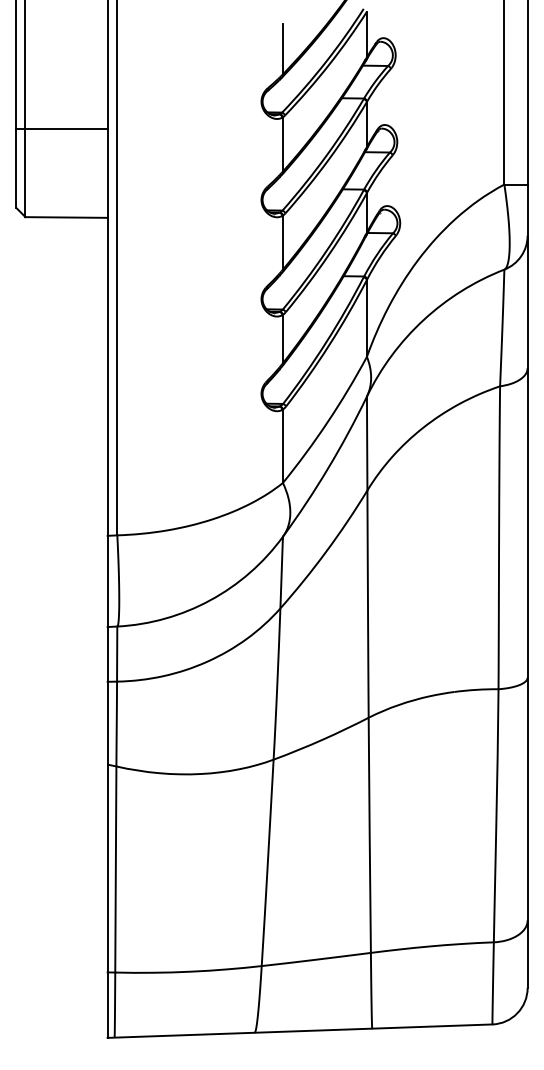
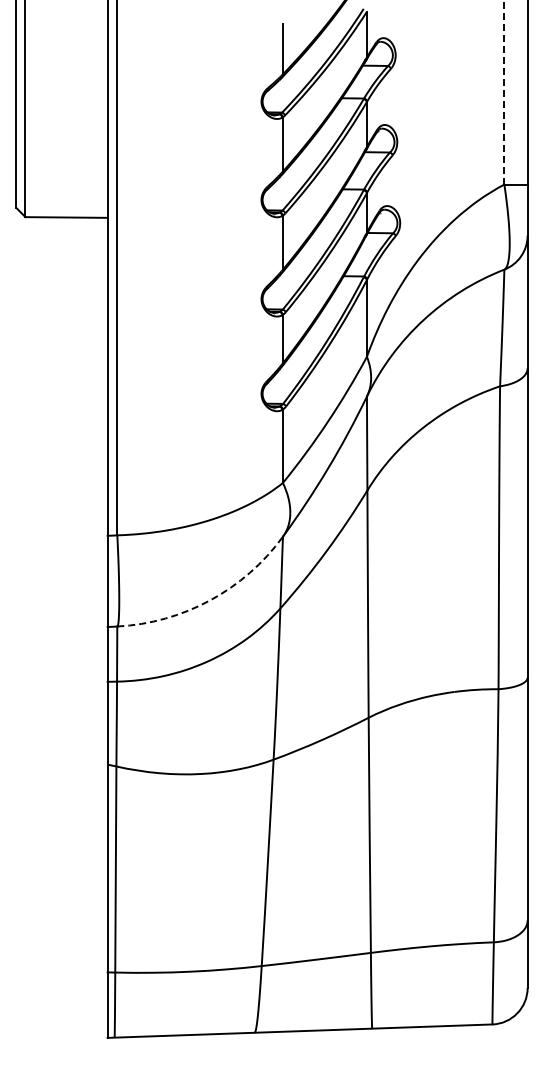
line: solid -> dashed (504, 92)
line: present -> none (61, 129)
arc: solid -> dashed (210, 600)
